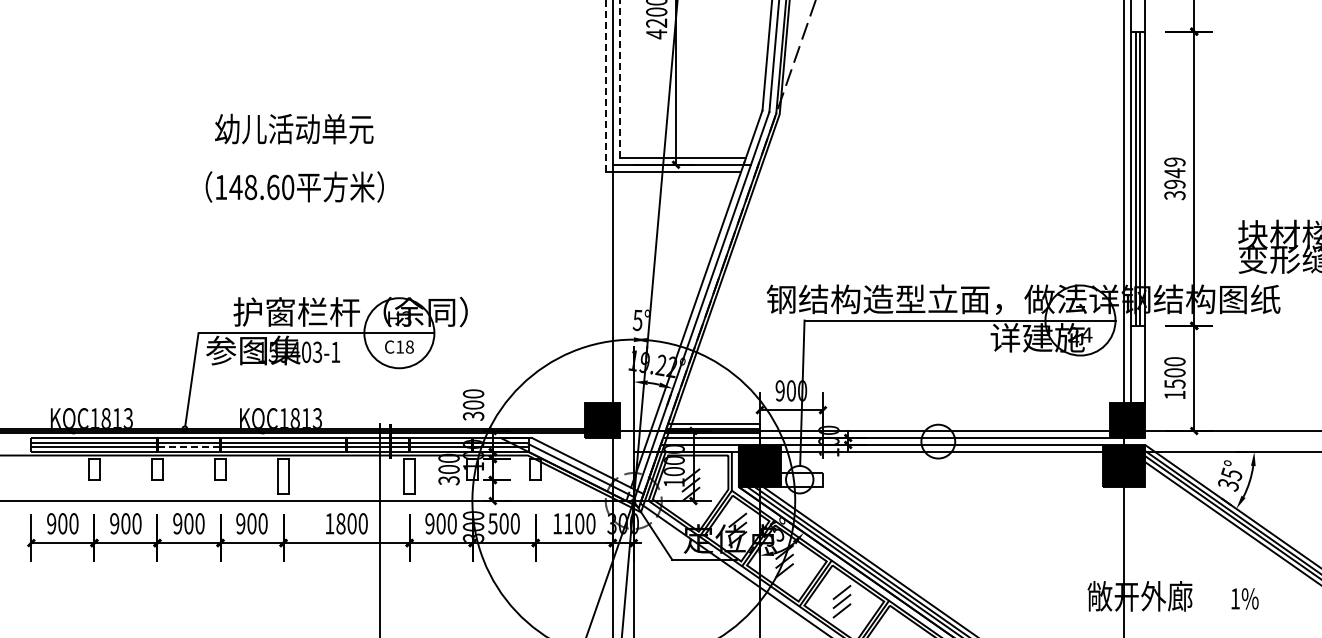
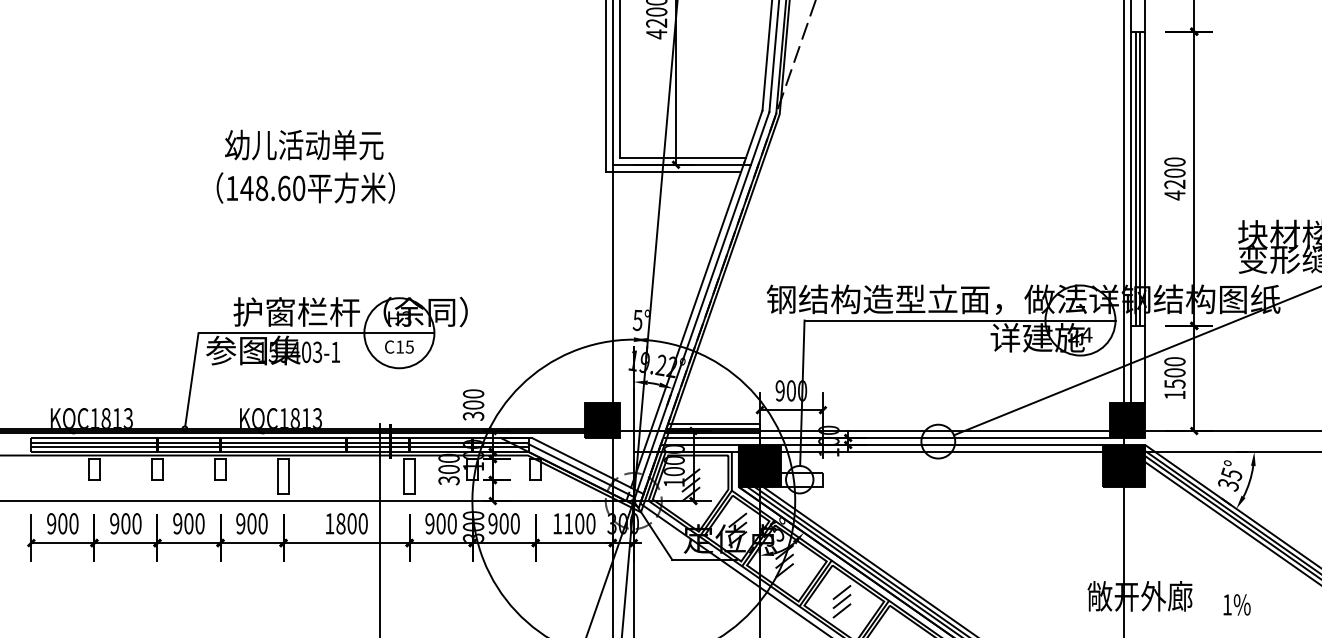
line: dashed -> solid (619, 79)
line: dashed -> solid (605, 86)
text position: (294, 128) -> (304, 144) (304, 144)
text: 3949 -> 4200 (1174, 178)
text position: (294, 186) -> (305, 187) (305, 187)
text: C18 -> C15 (409, 346)
line: none -> present (1135, 361)
line: dashed -> solid (188, 447)
text: 500 -> 900 (492, 523)
text position: (1244, 598) -> (1236, 604) (1236, 604)
